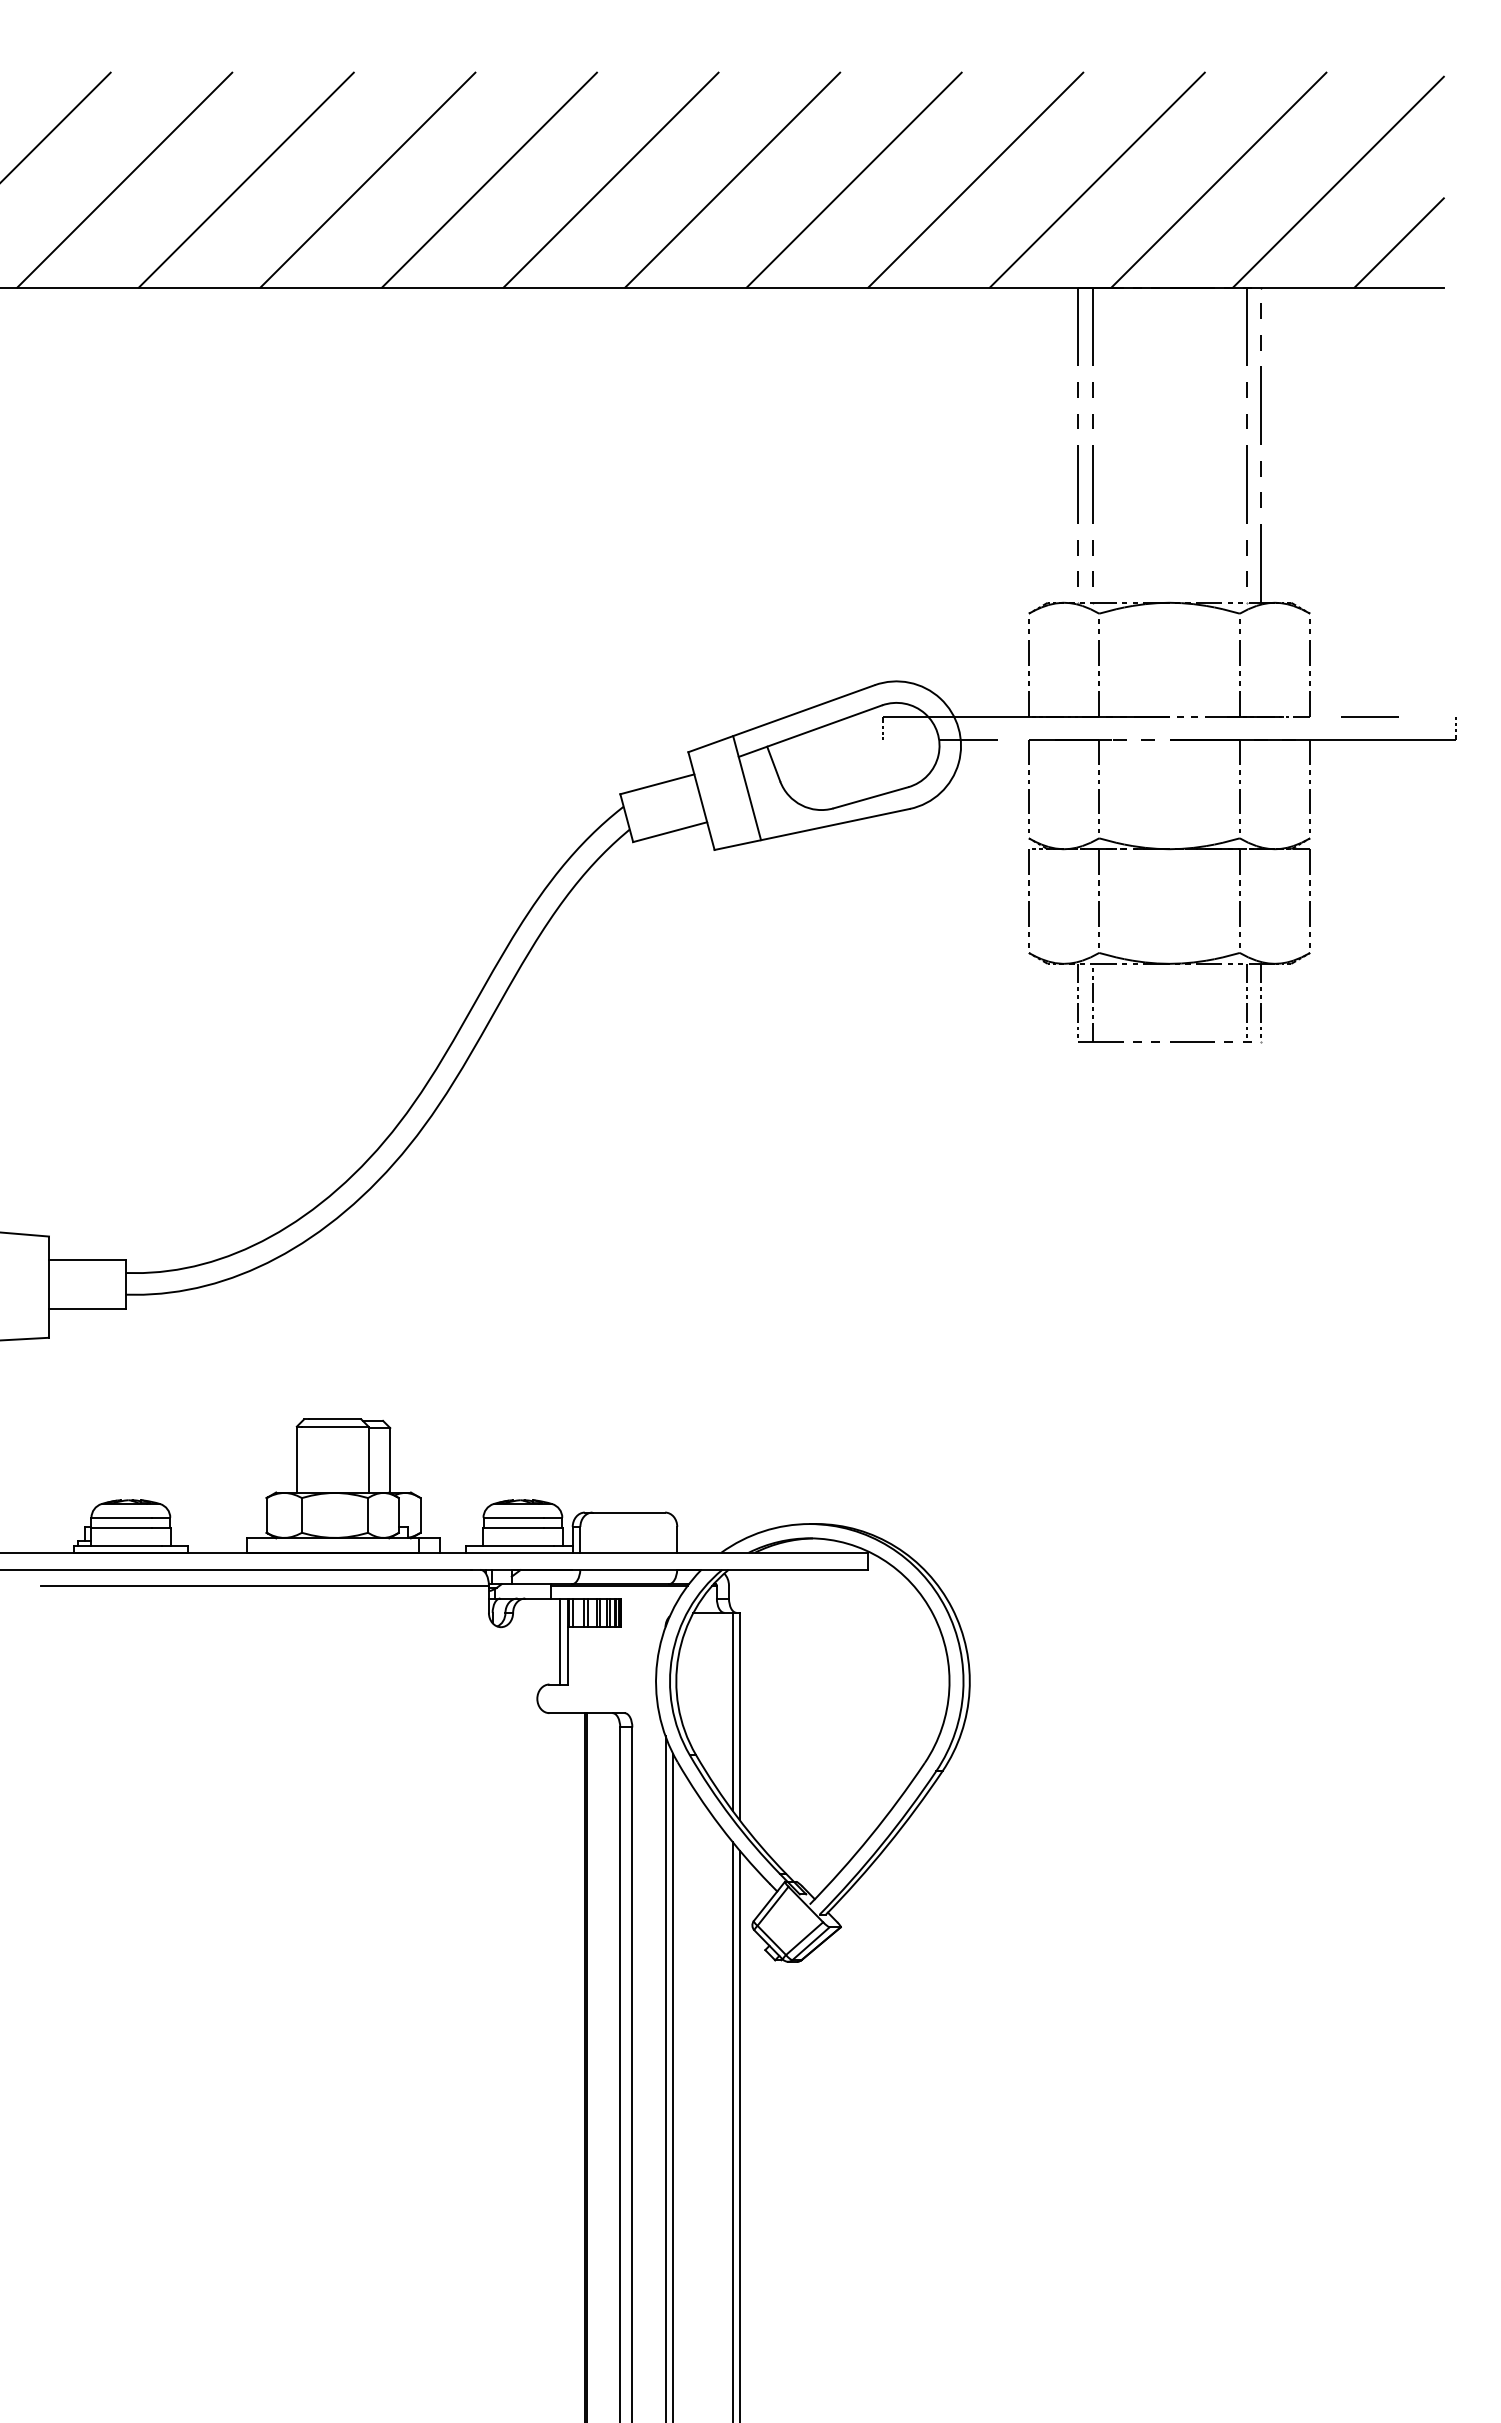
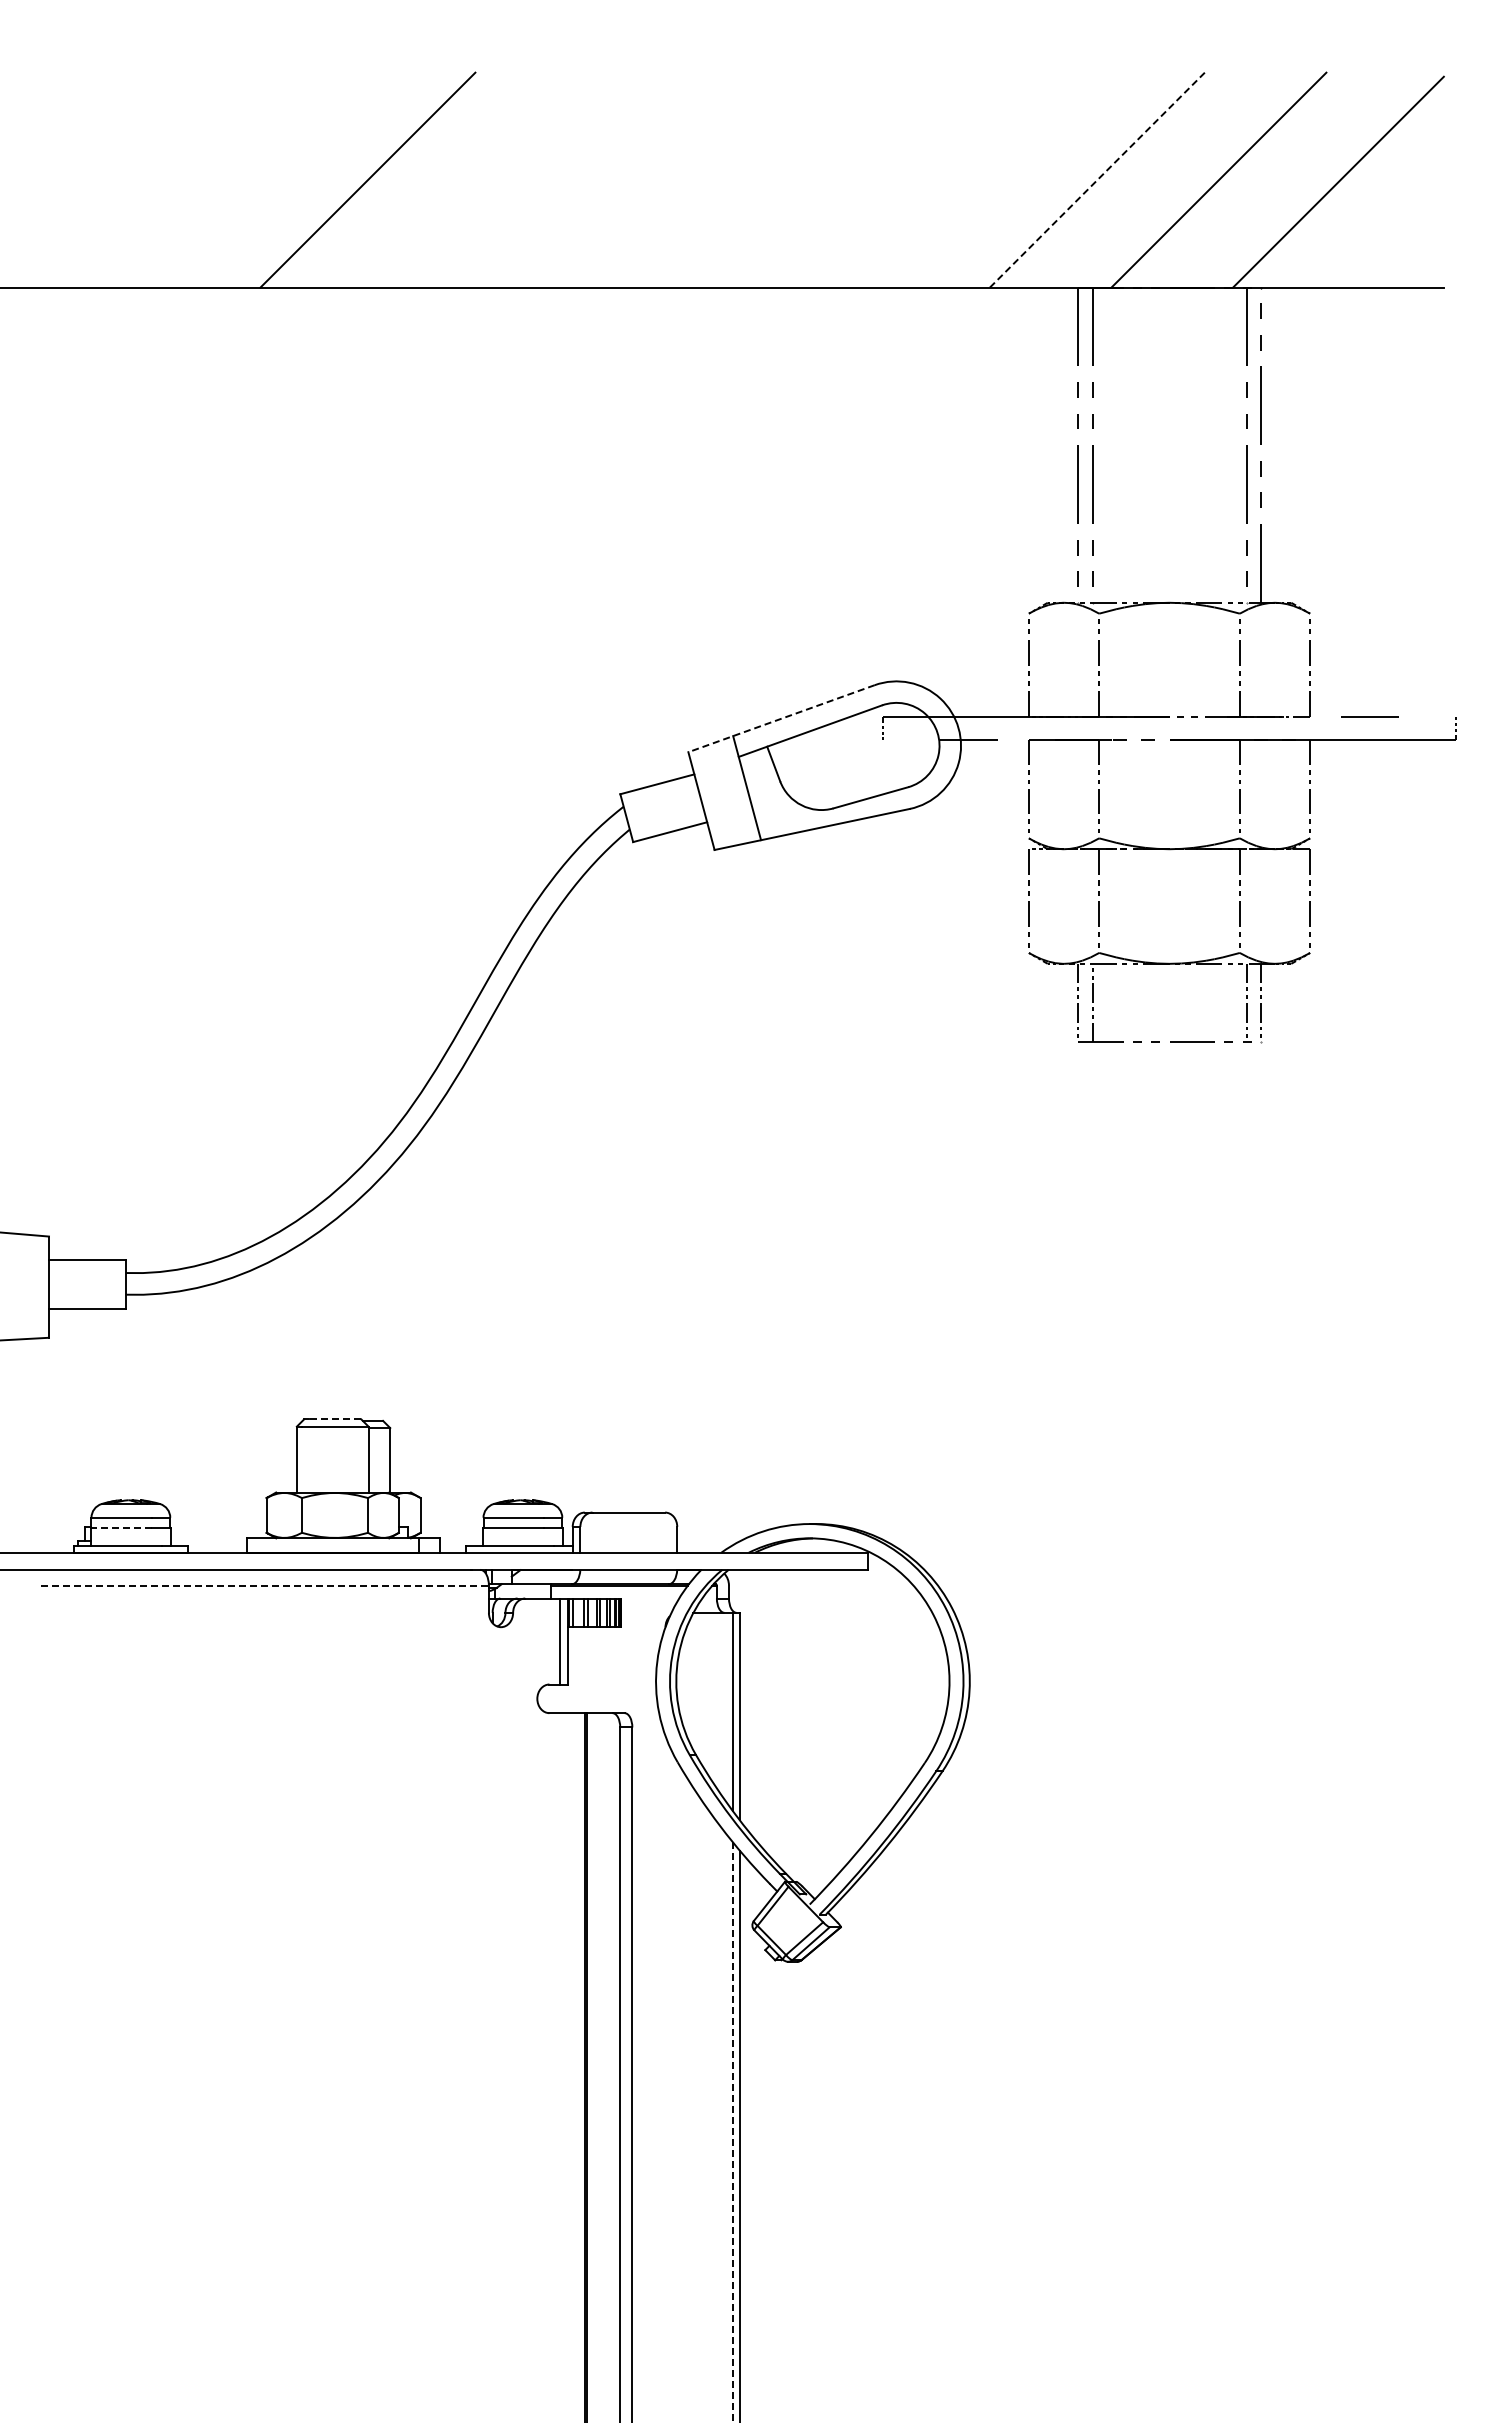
line: present -> none (56, 126)
line: present -> none (124, 179)
line: present -> none (245, 179)
line: present -> none (489, 179)
line: present -> none (610, 179)
line: present -> none (732, 179)
line: present -> none (853, 179)
line: present -> none (975, 179)
line: solid -> dashed (1097, 180)
line: present -> none (1398, 242)
line: solid -> dashed (781, 718)
line: solid -> dashed (334, 1419)
line: solid -> dashed (121, 1528)
line: solid -> dashed (265, 1585)
line: present -> none (665, 2077)
line: present -> none (673, 2086)
line: solid -> dashed (732, 2132)
